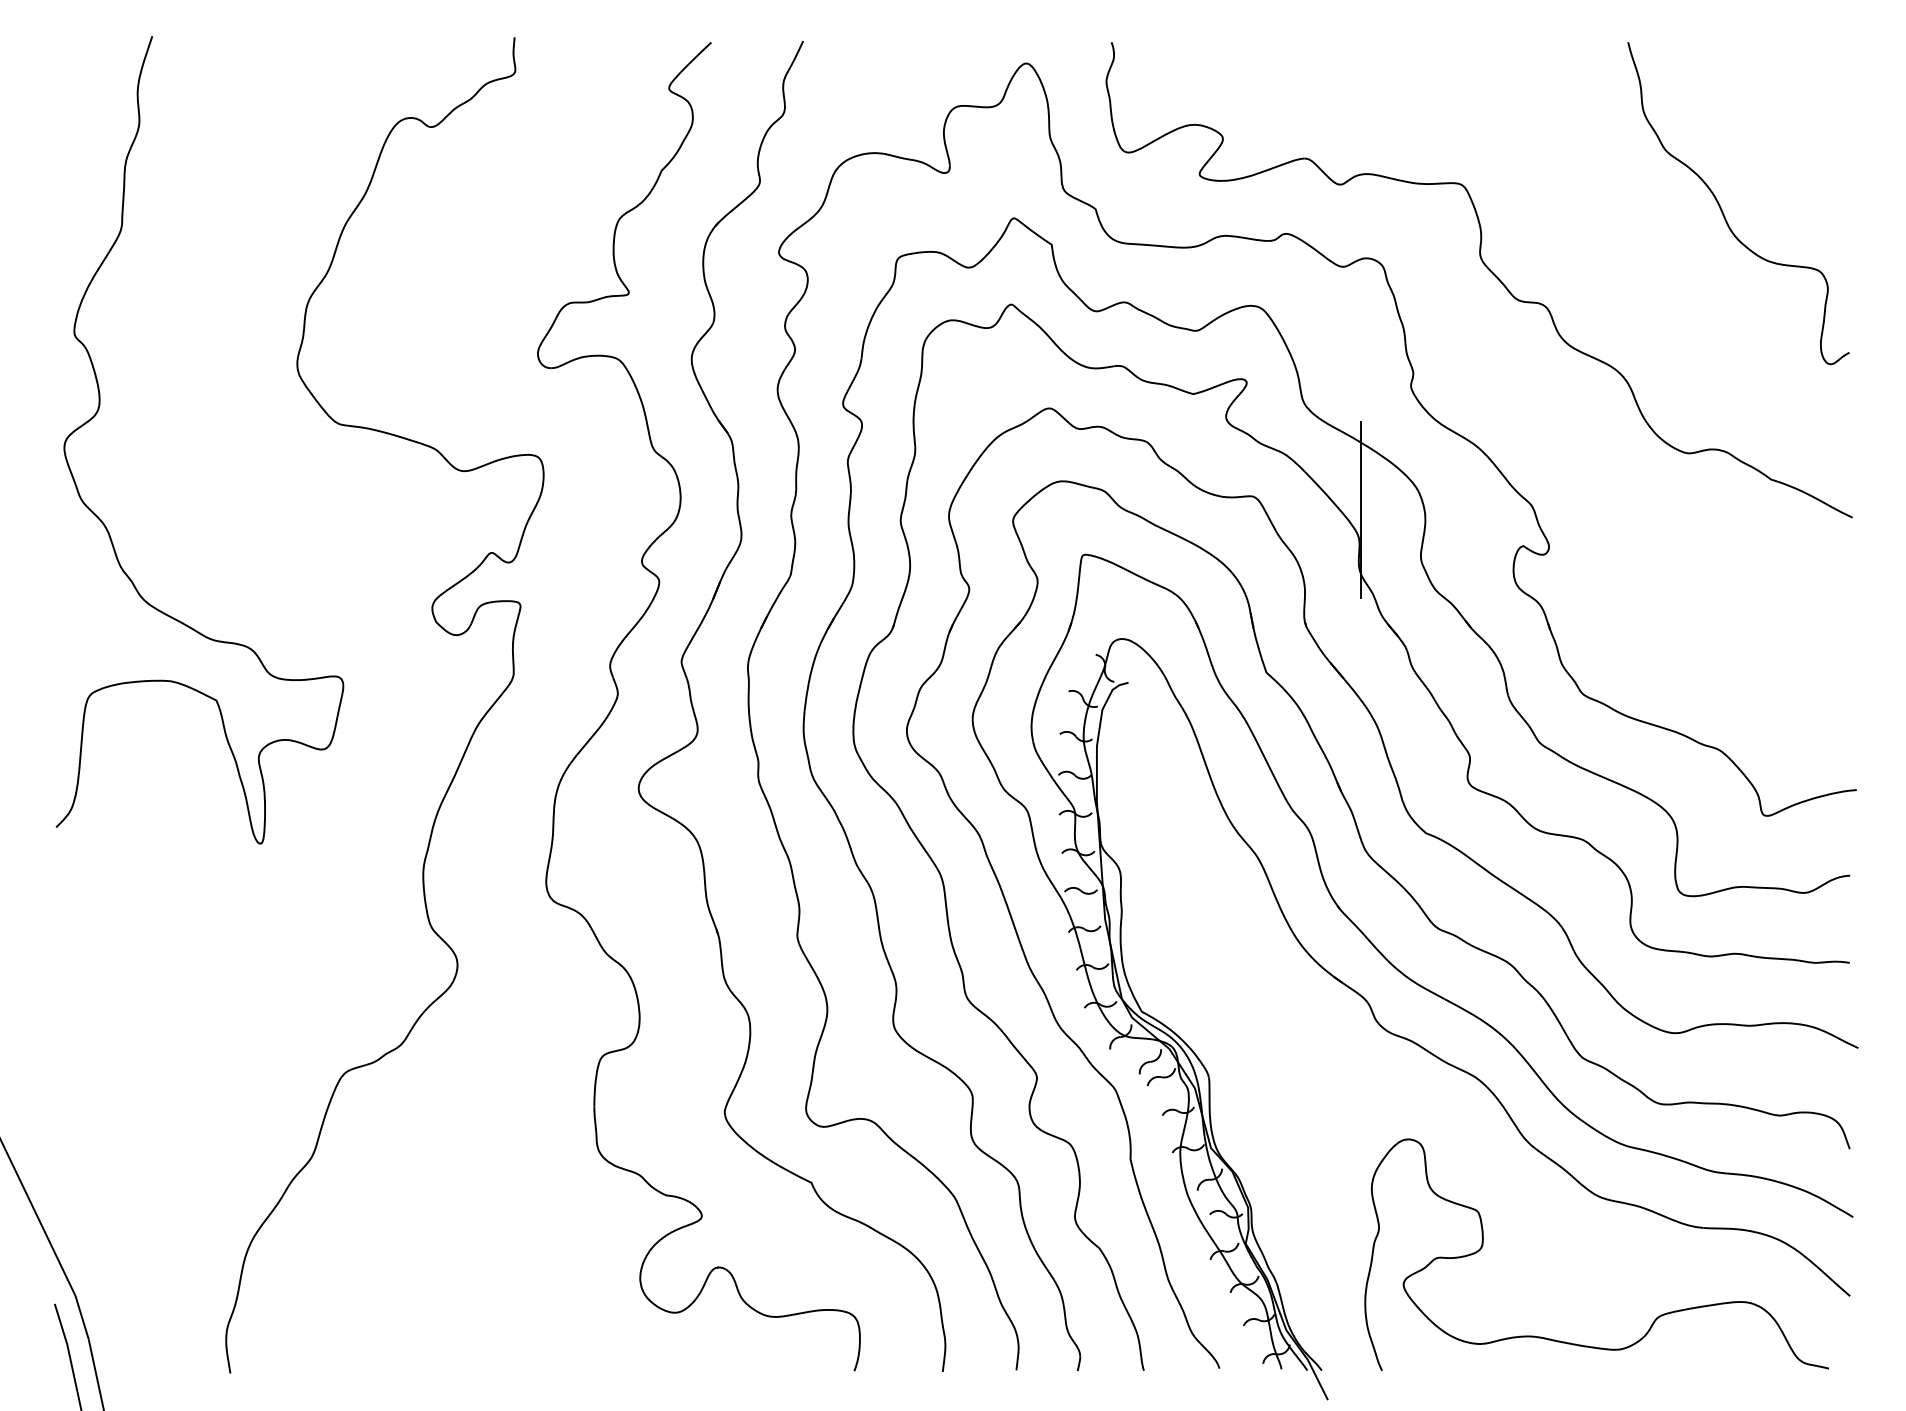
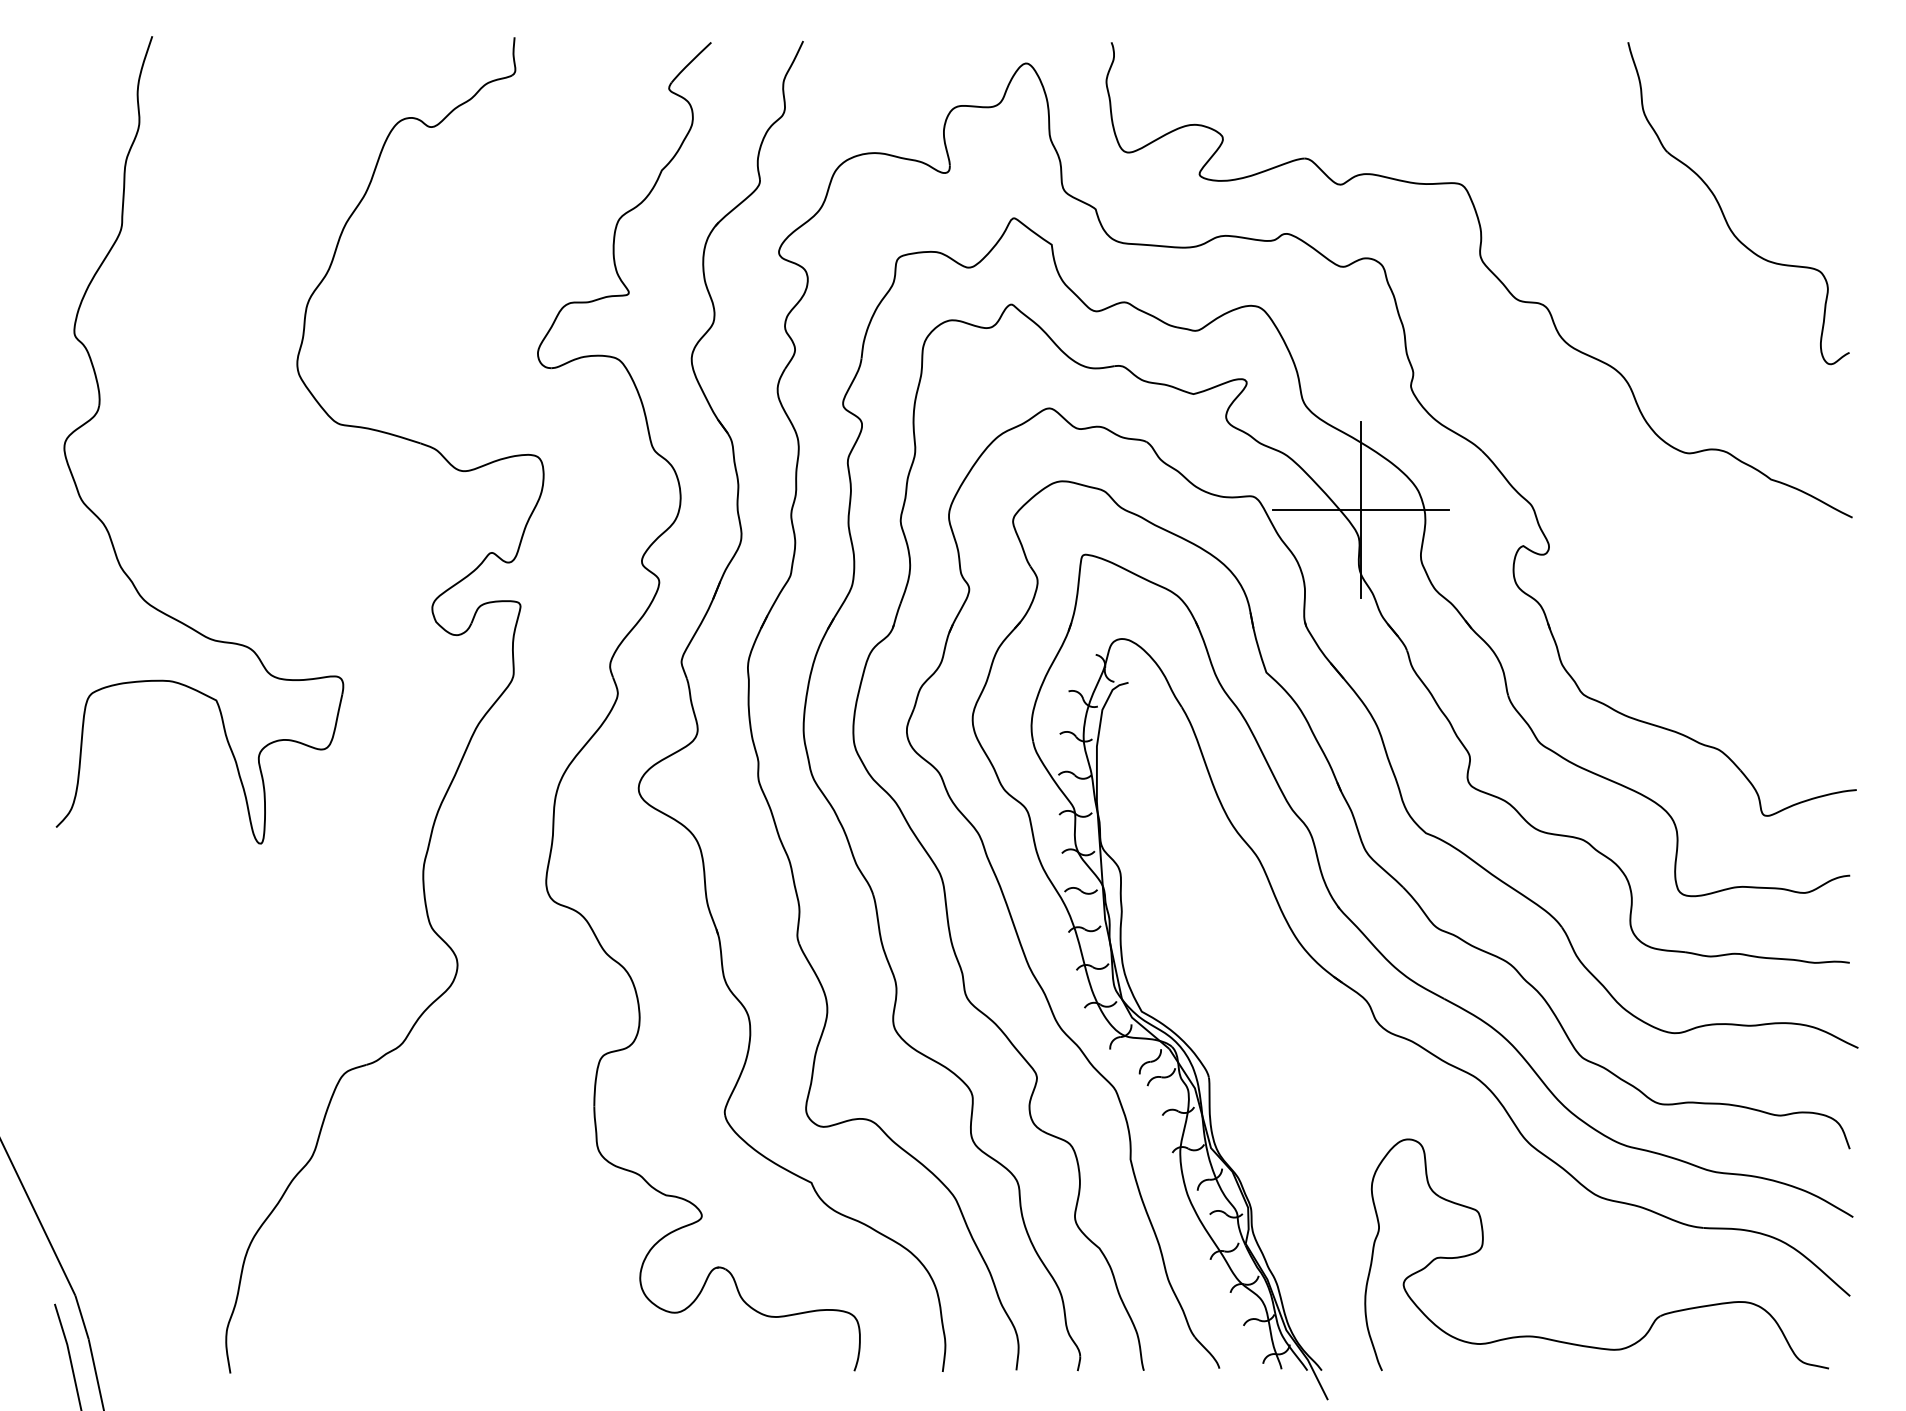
line: none -> present (1360, 510)
